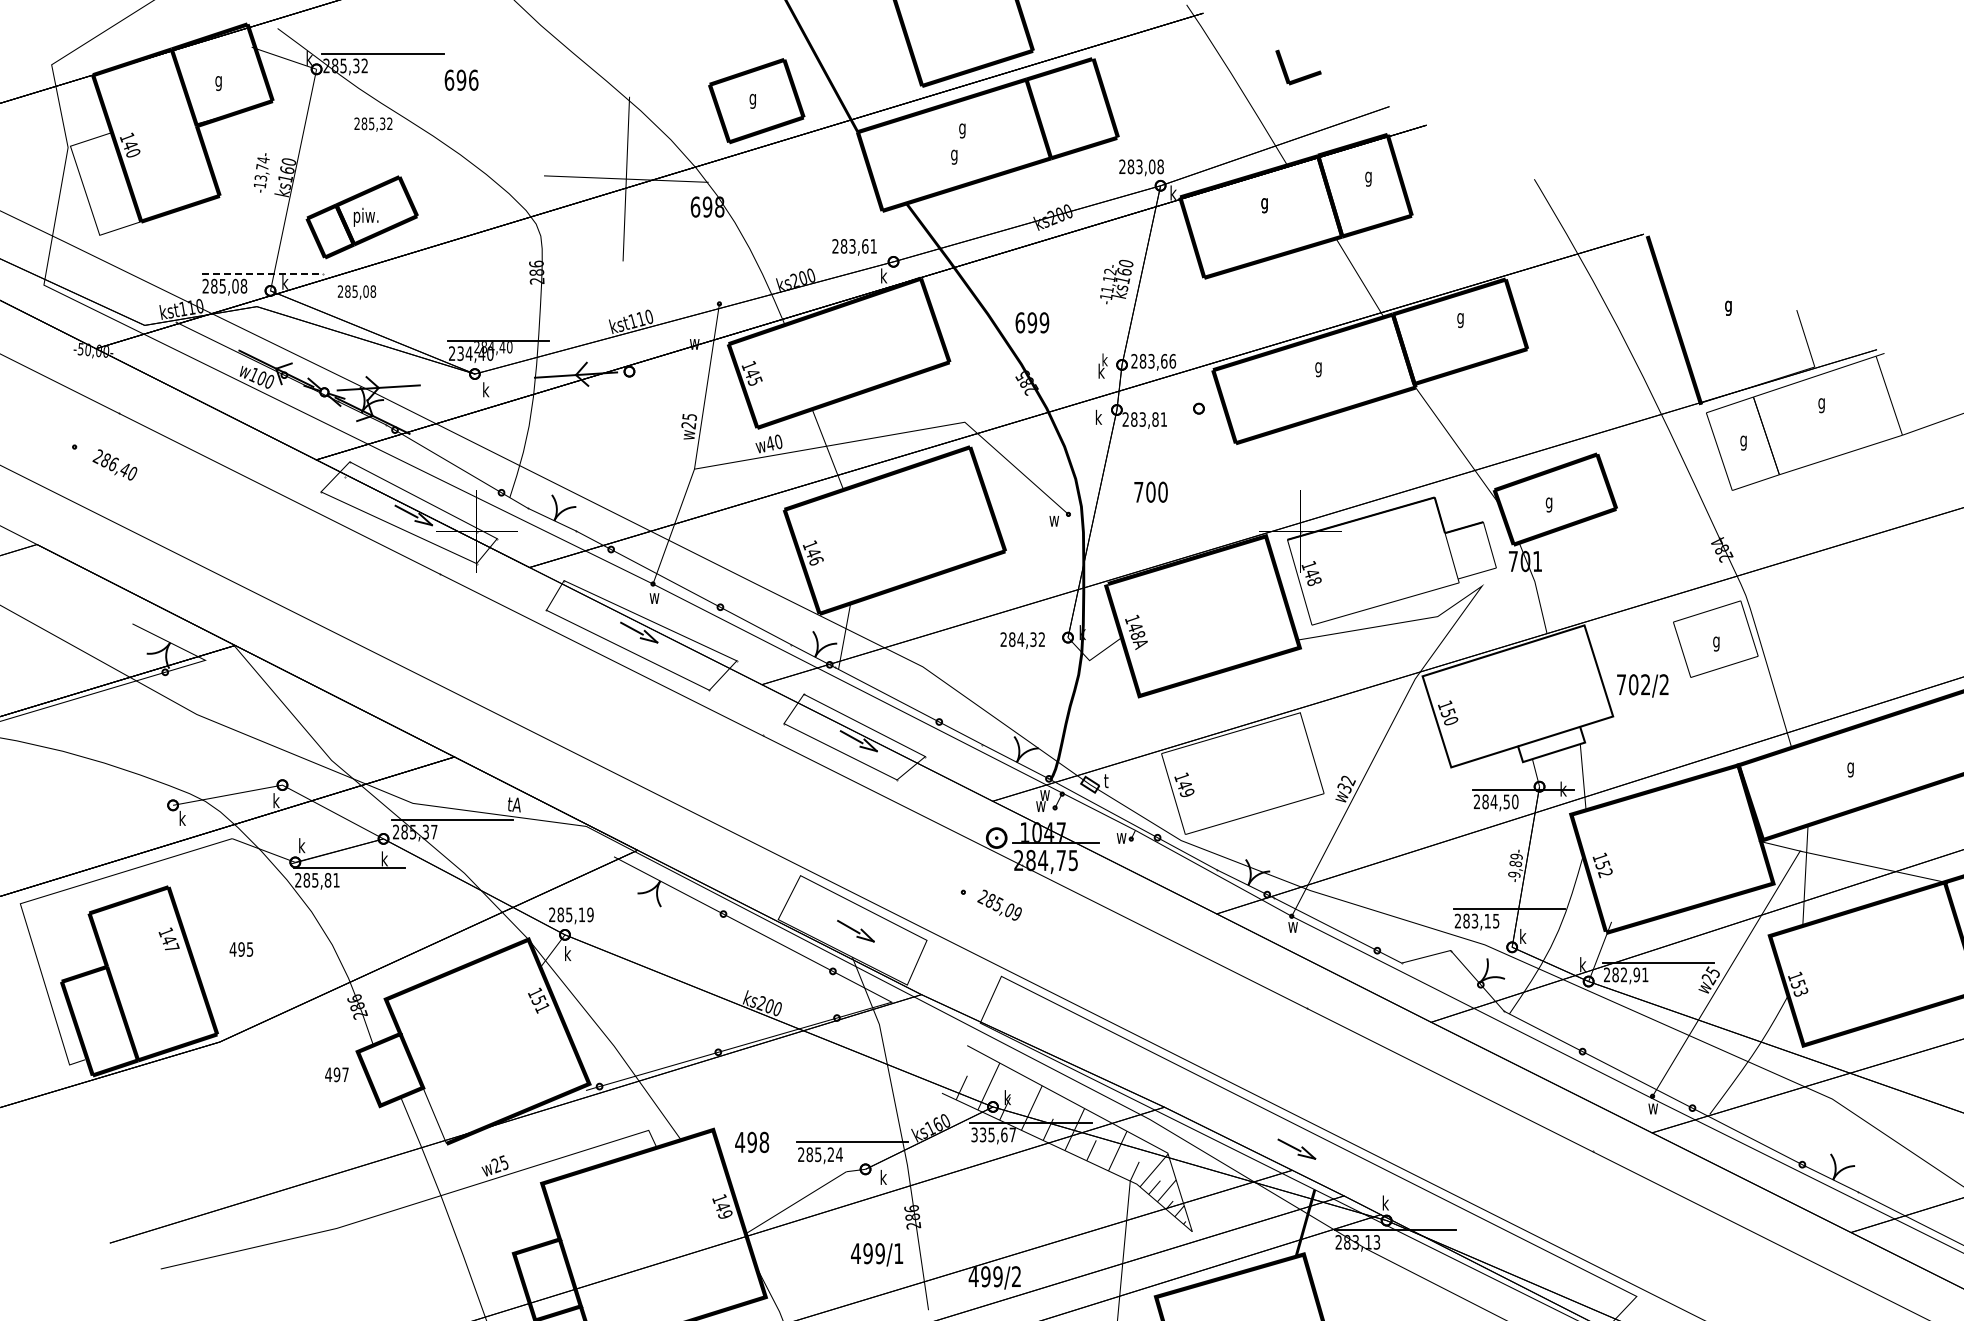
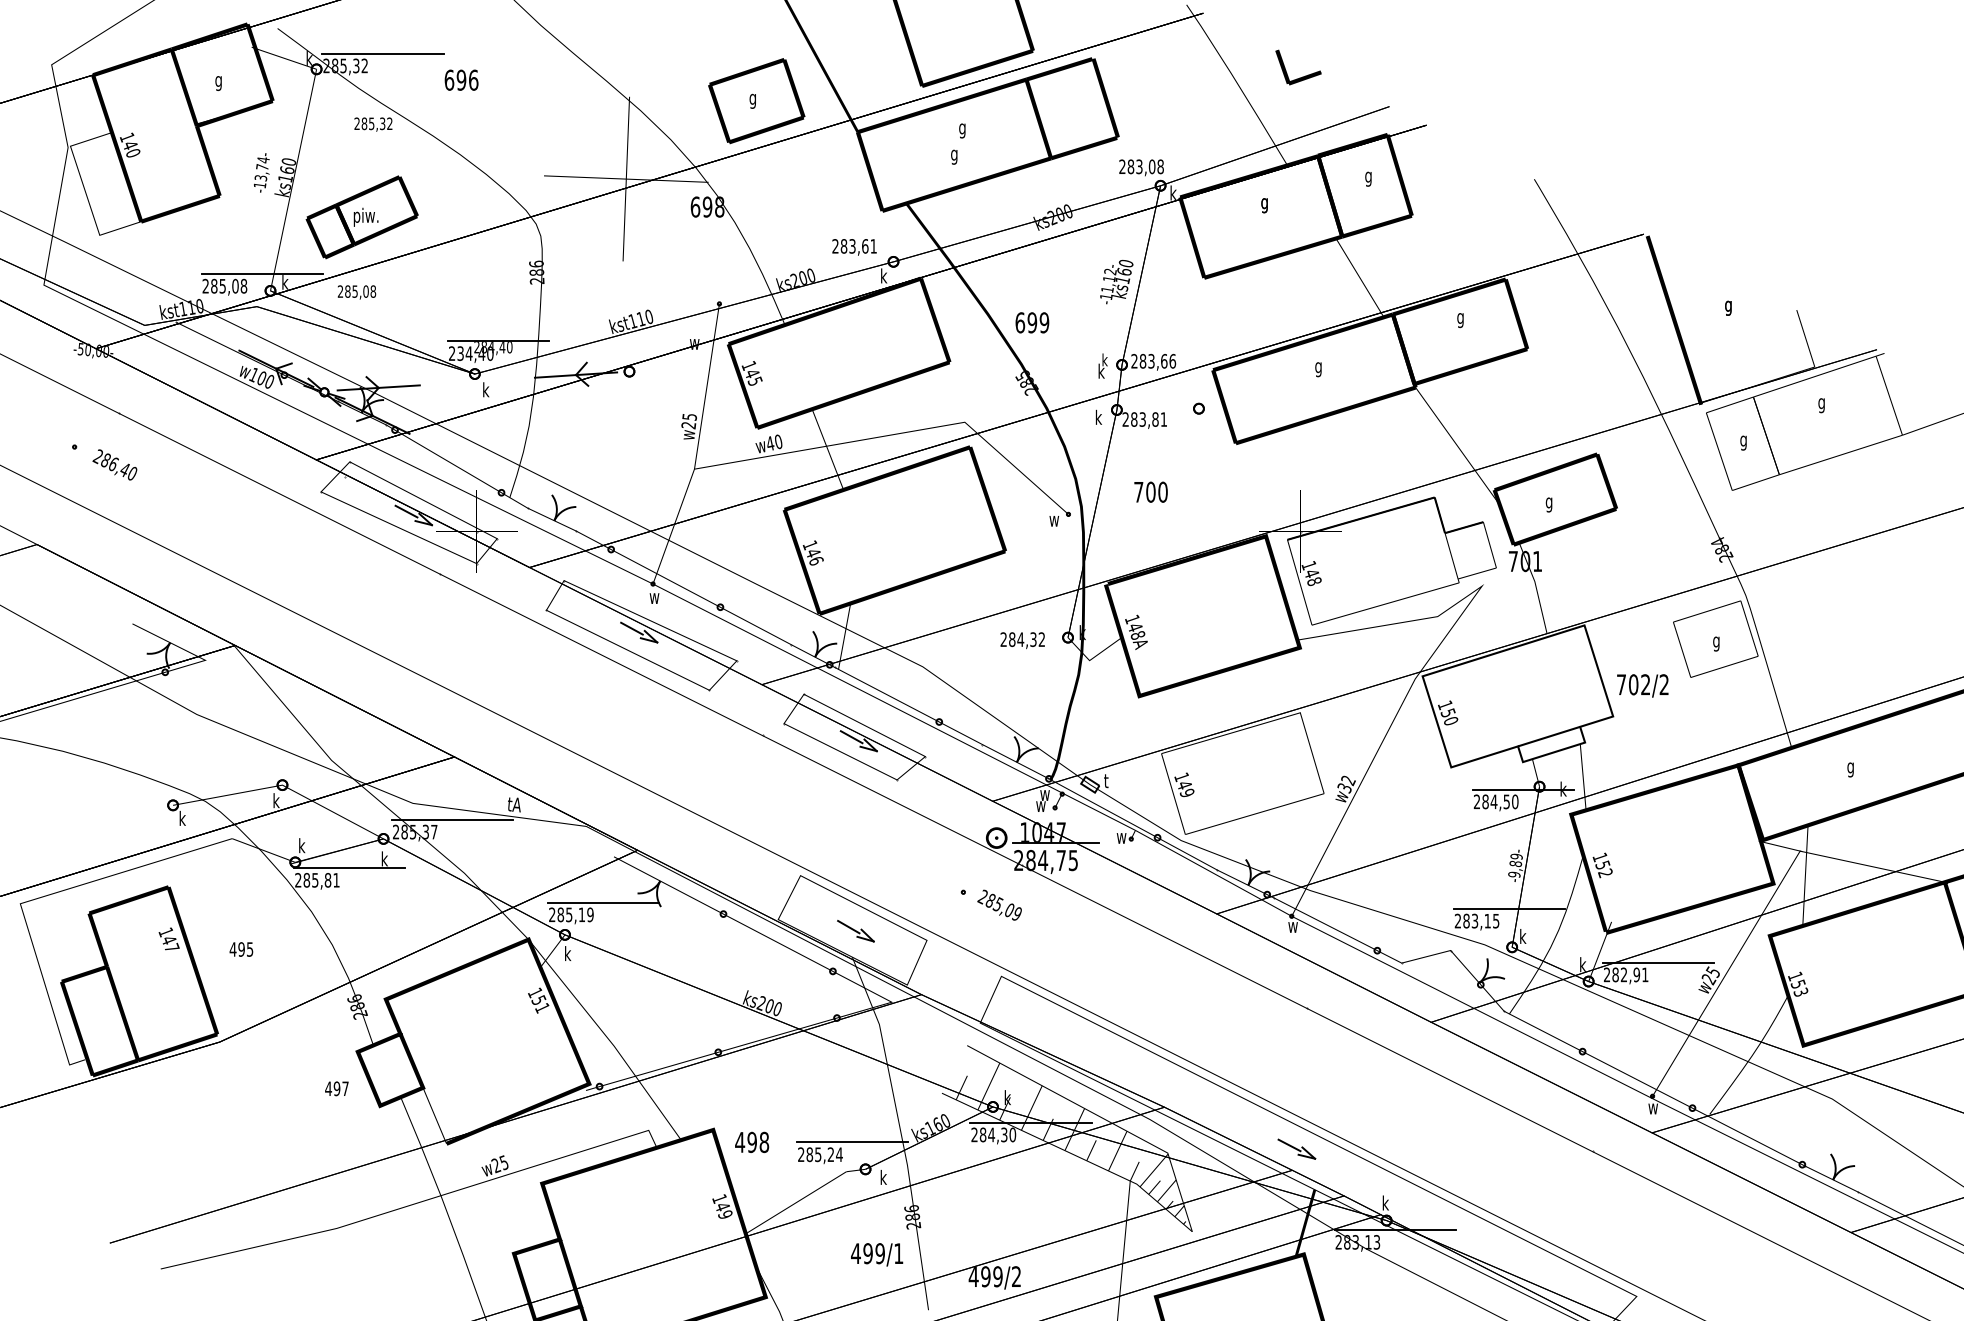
line: dashed -> solid (262, 274)
line: none -> present (603, 902)
text position: (336, 1074) -> (336, 1088) (336, 1088)
text: 335,67 -> 284,30 (993, 1134)
